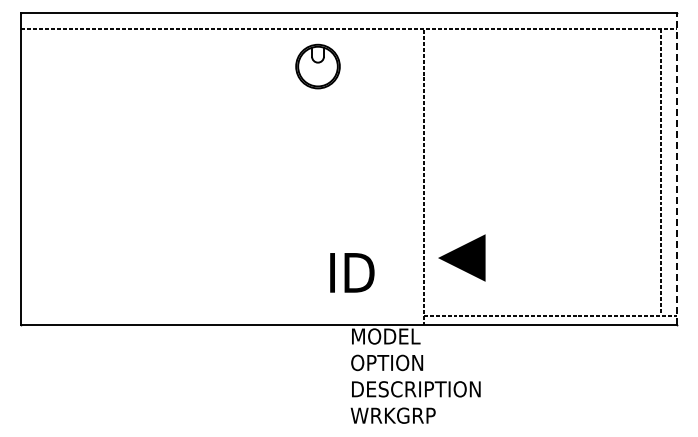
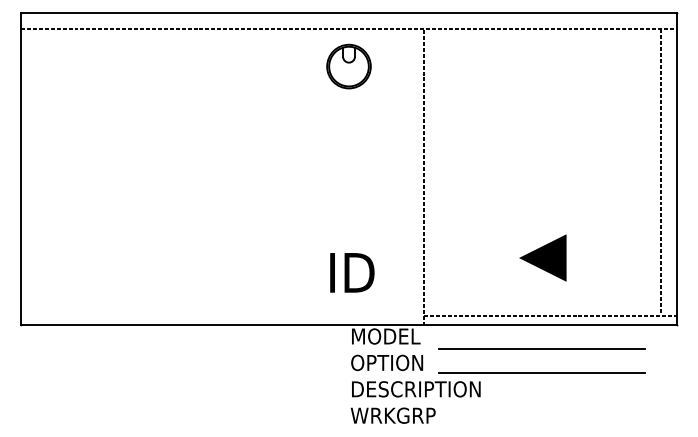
part position: (317, 66) -> (348, 66) (348, 66)
line: dashed -> solid (677, 168)
line position: (461, 257) -> (542, 257) (542, 257)
line: none -> present (542, 349)
line: none -> present (542, 373)
